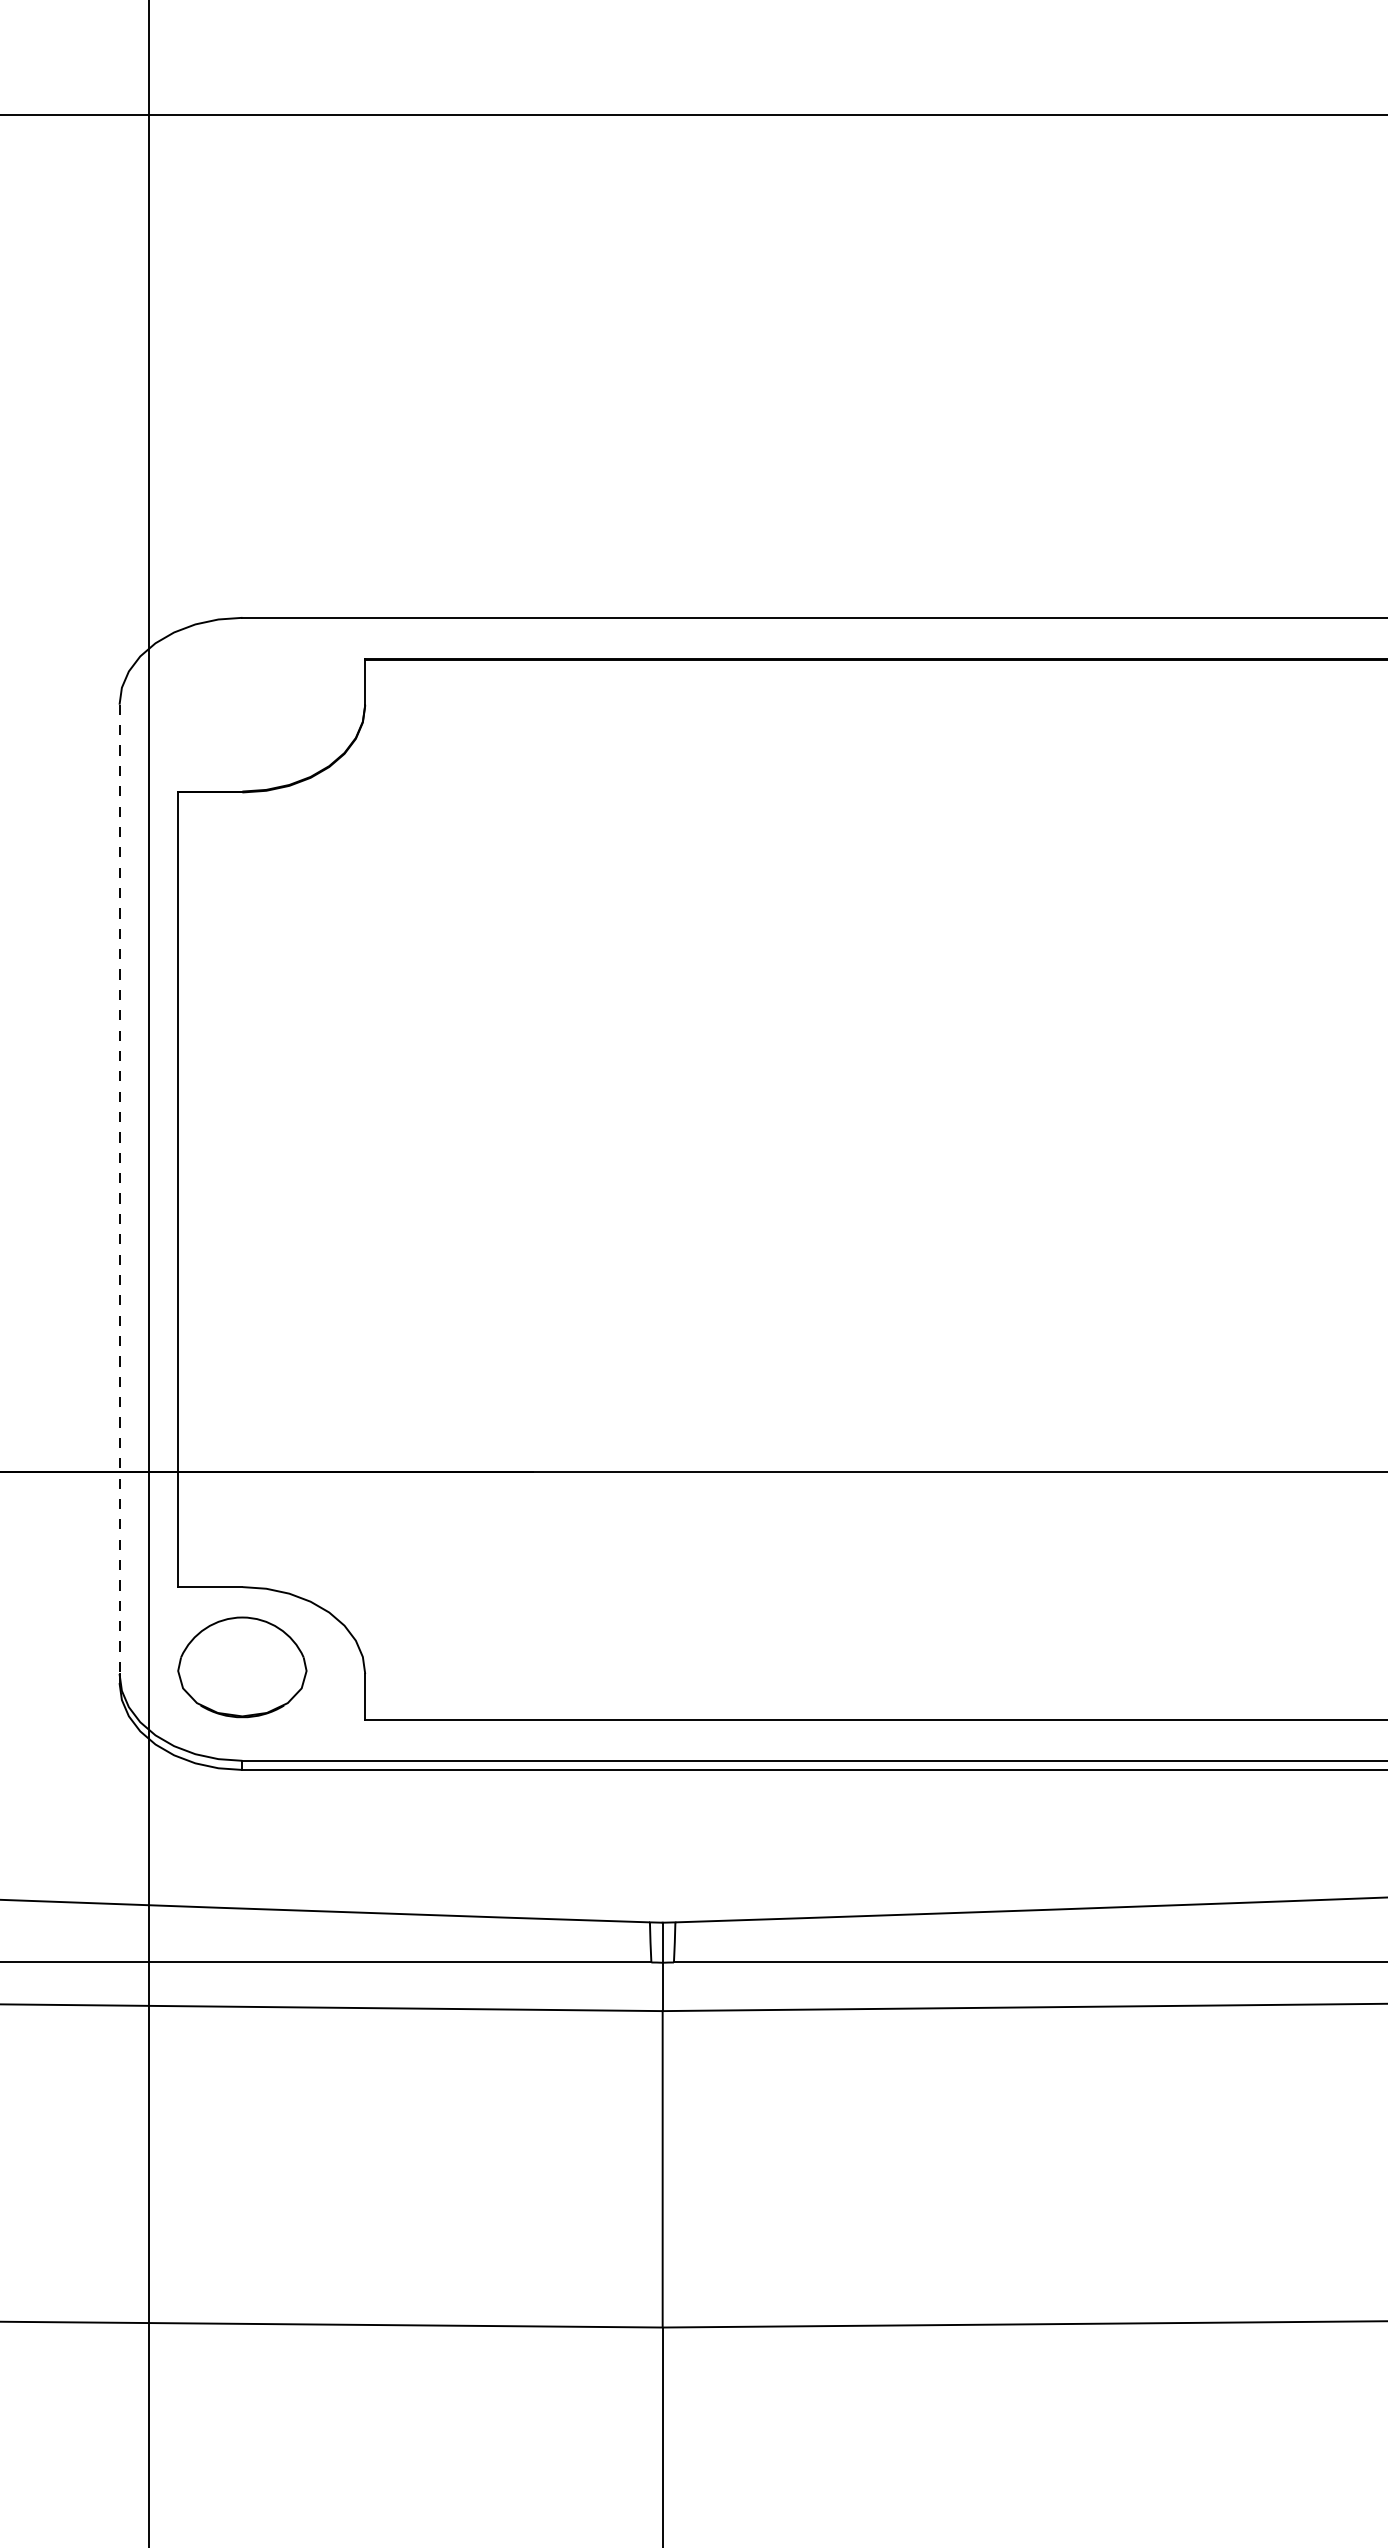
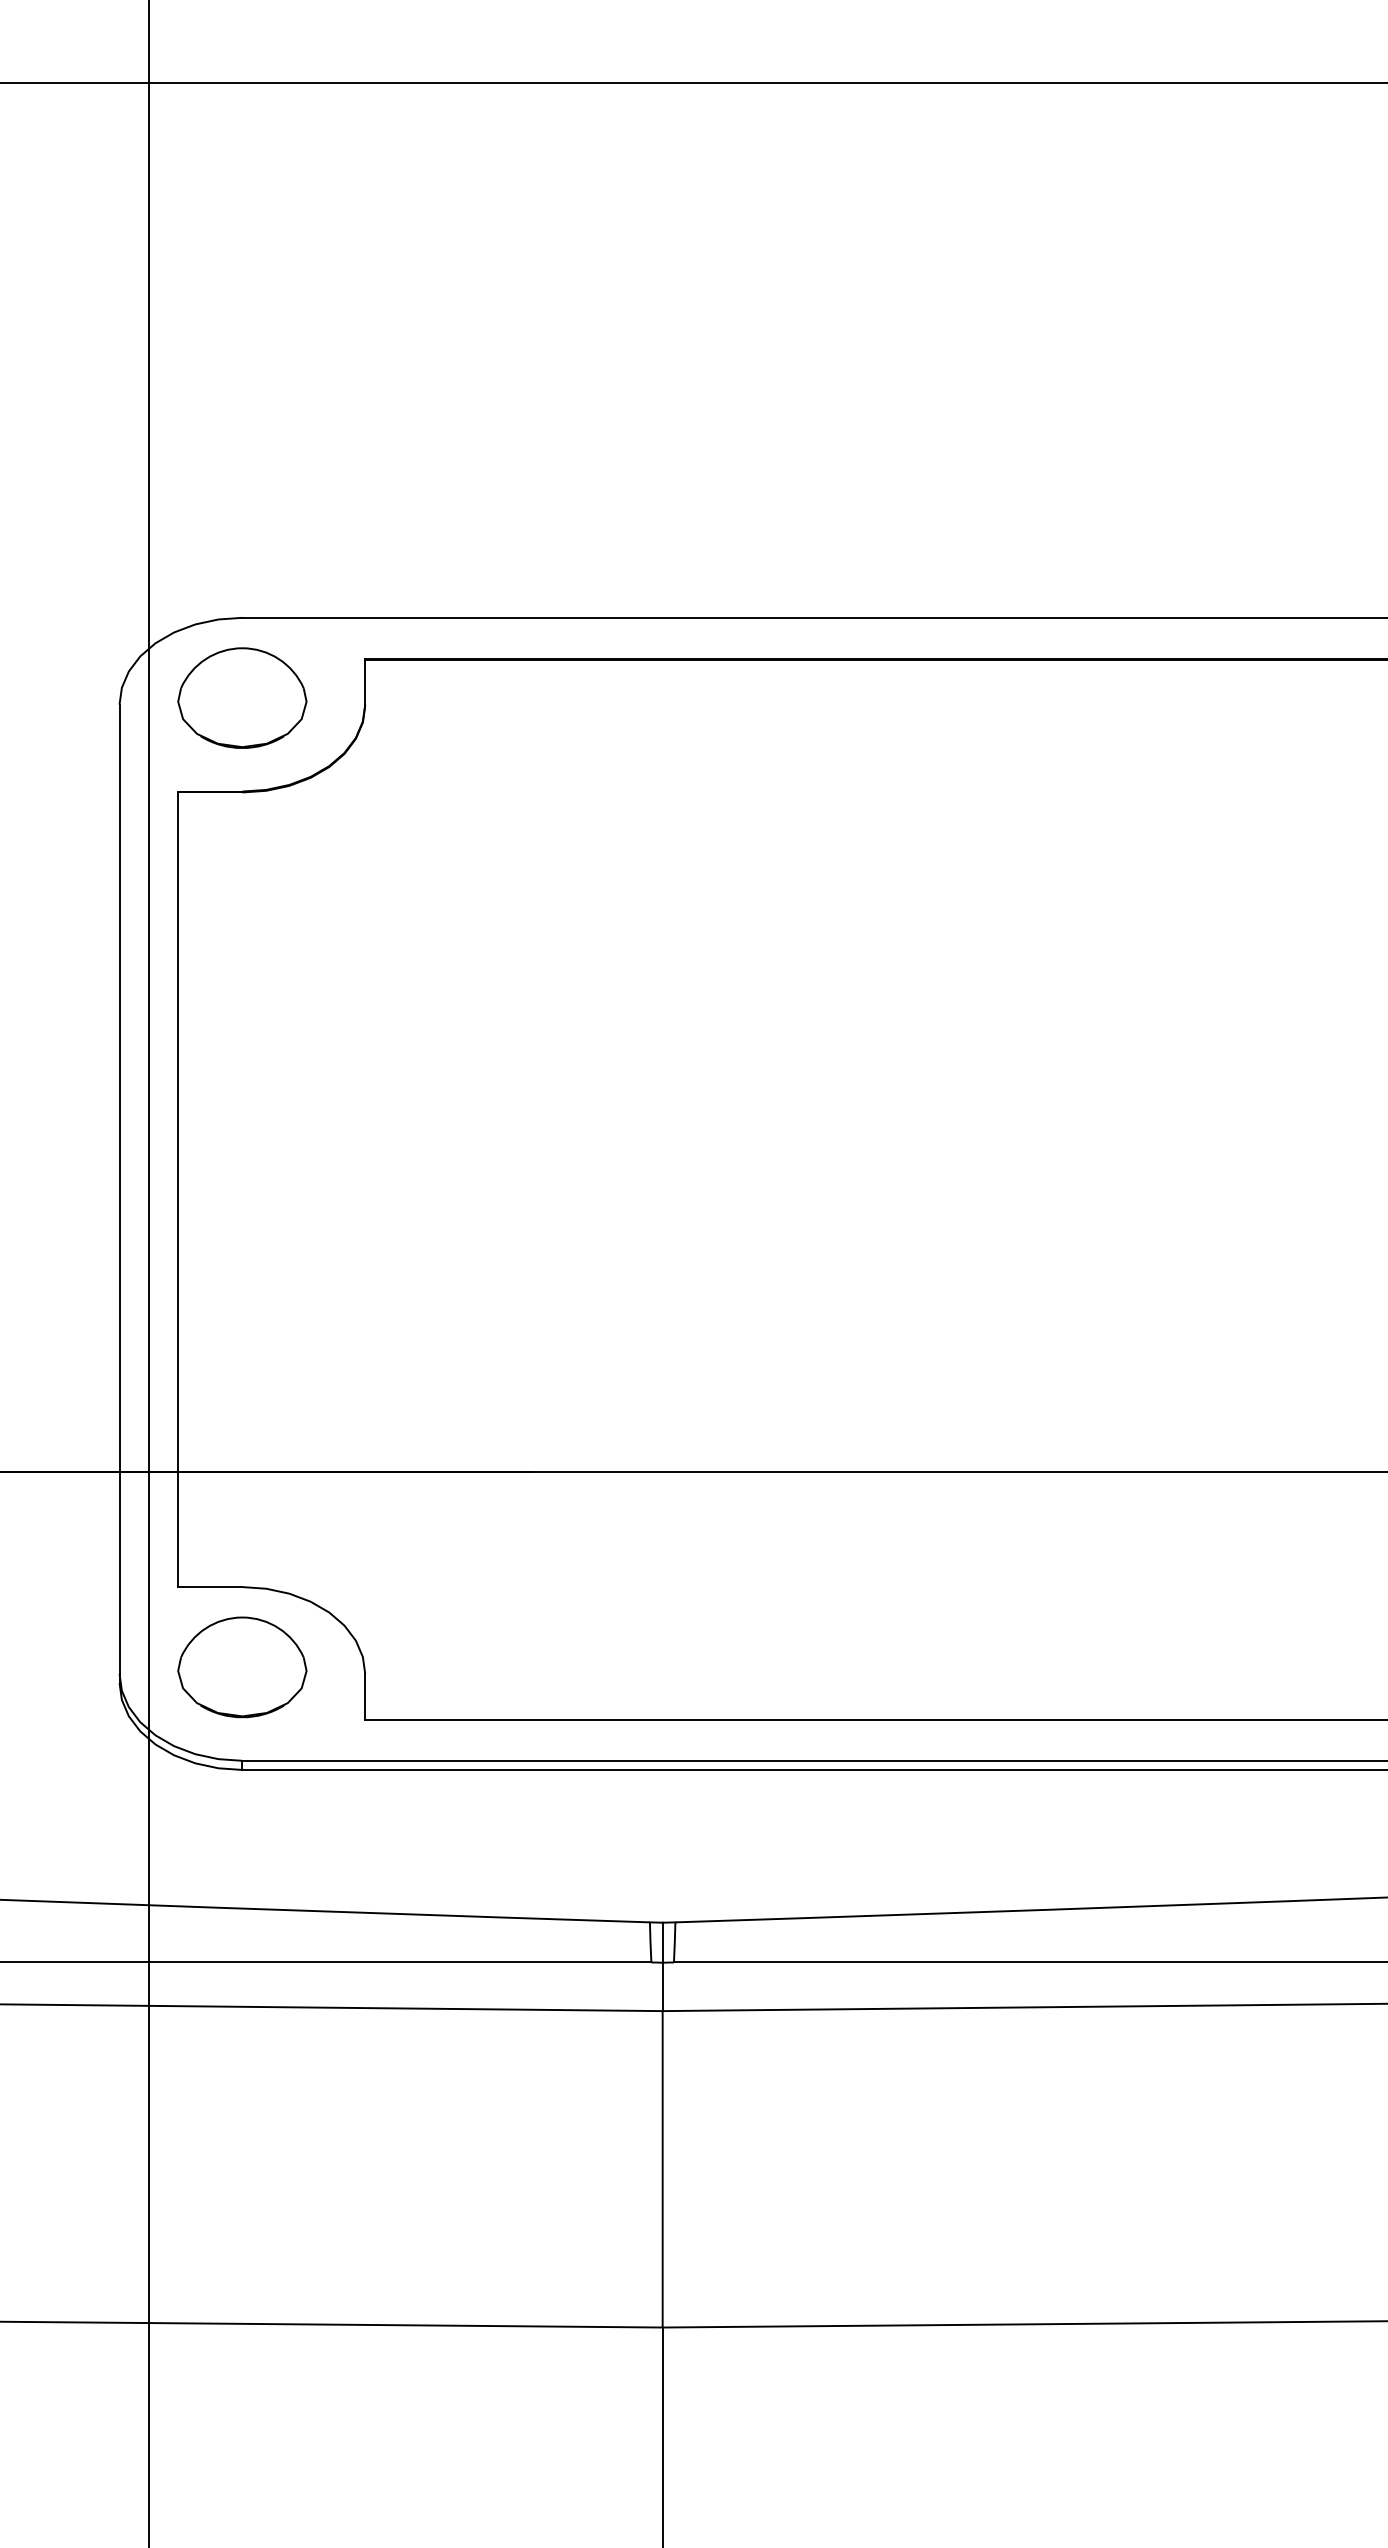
line position: (693, 114) -> (693, 82) (693, 82)
part: none -> present (242, 697)
line: dashed -> solid (119, 1189)
